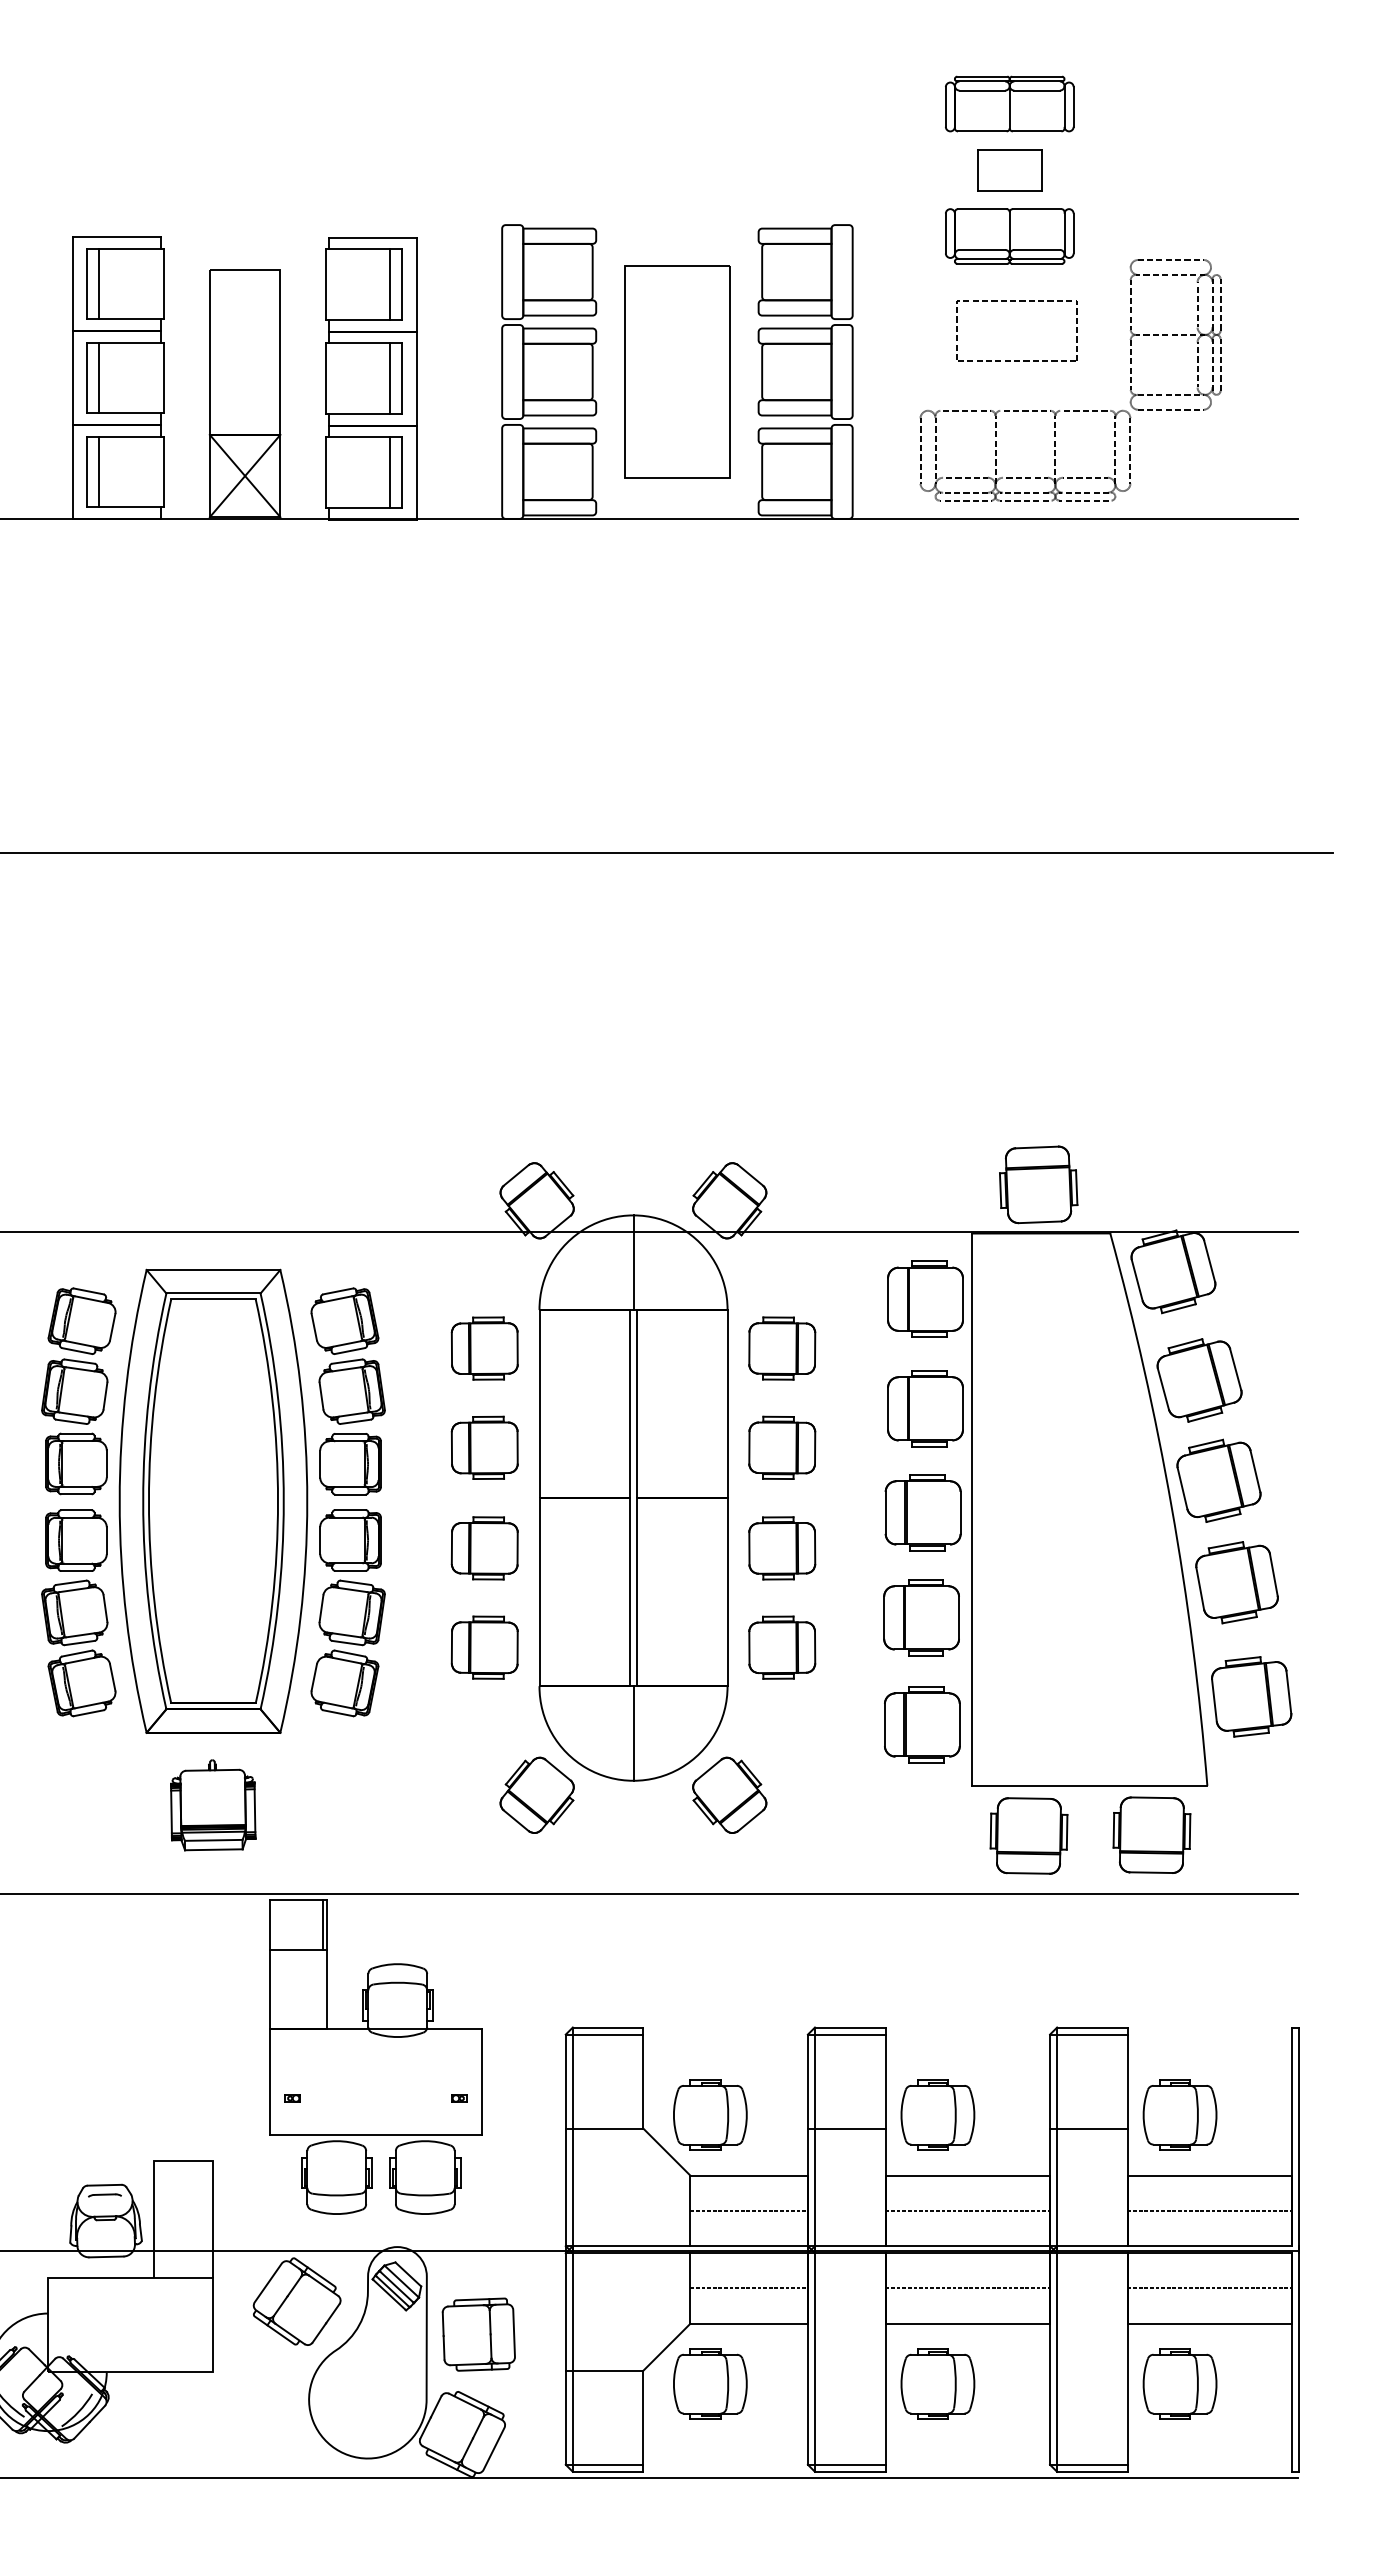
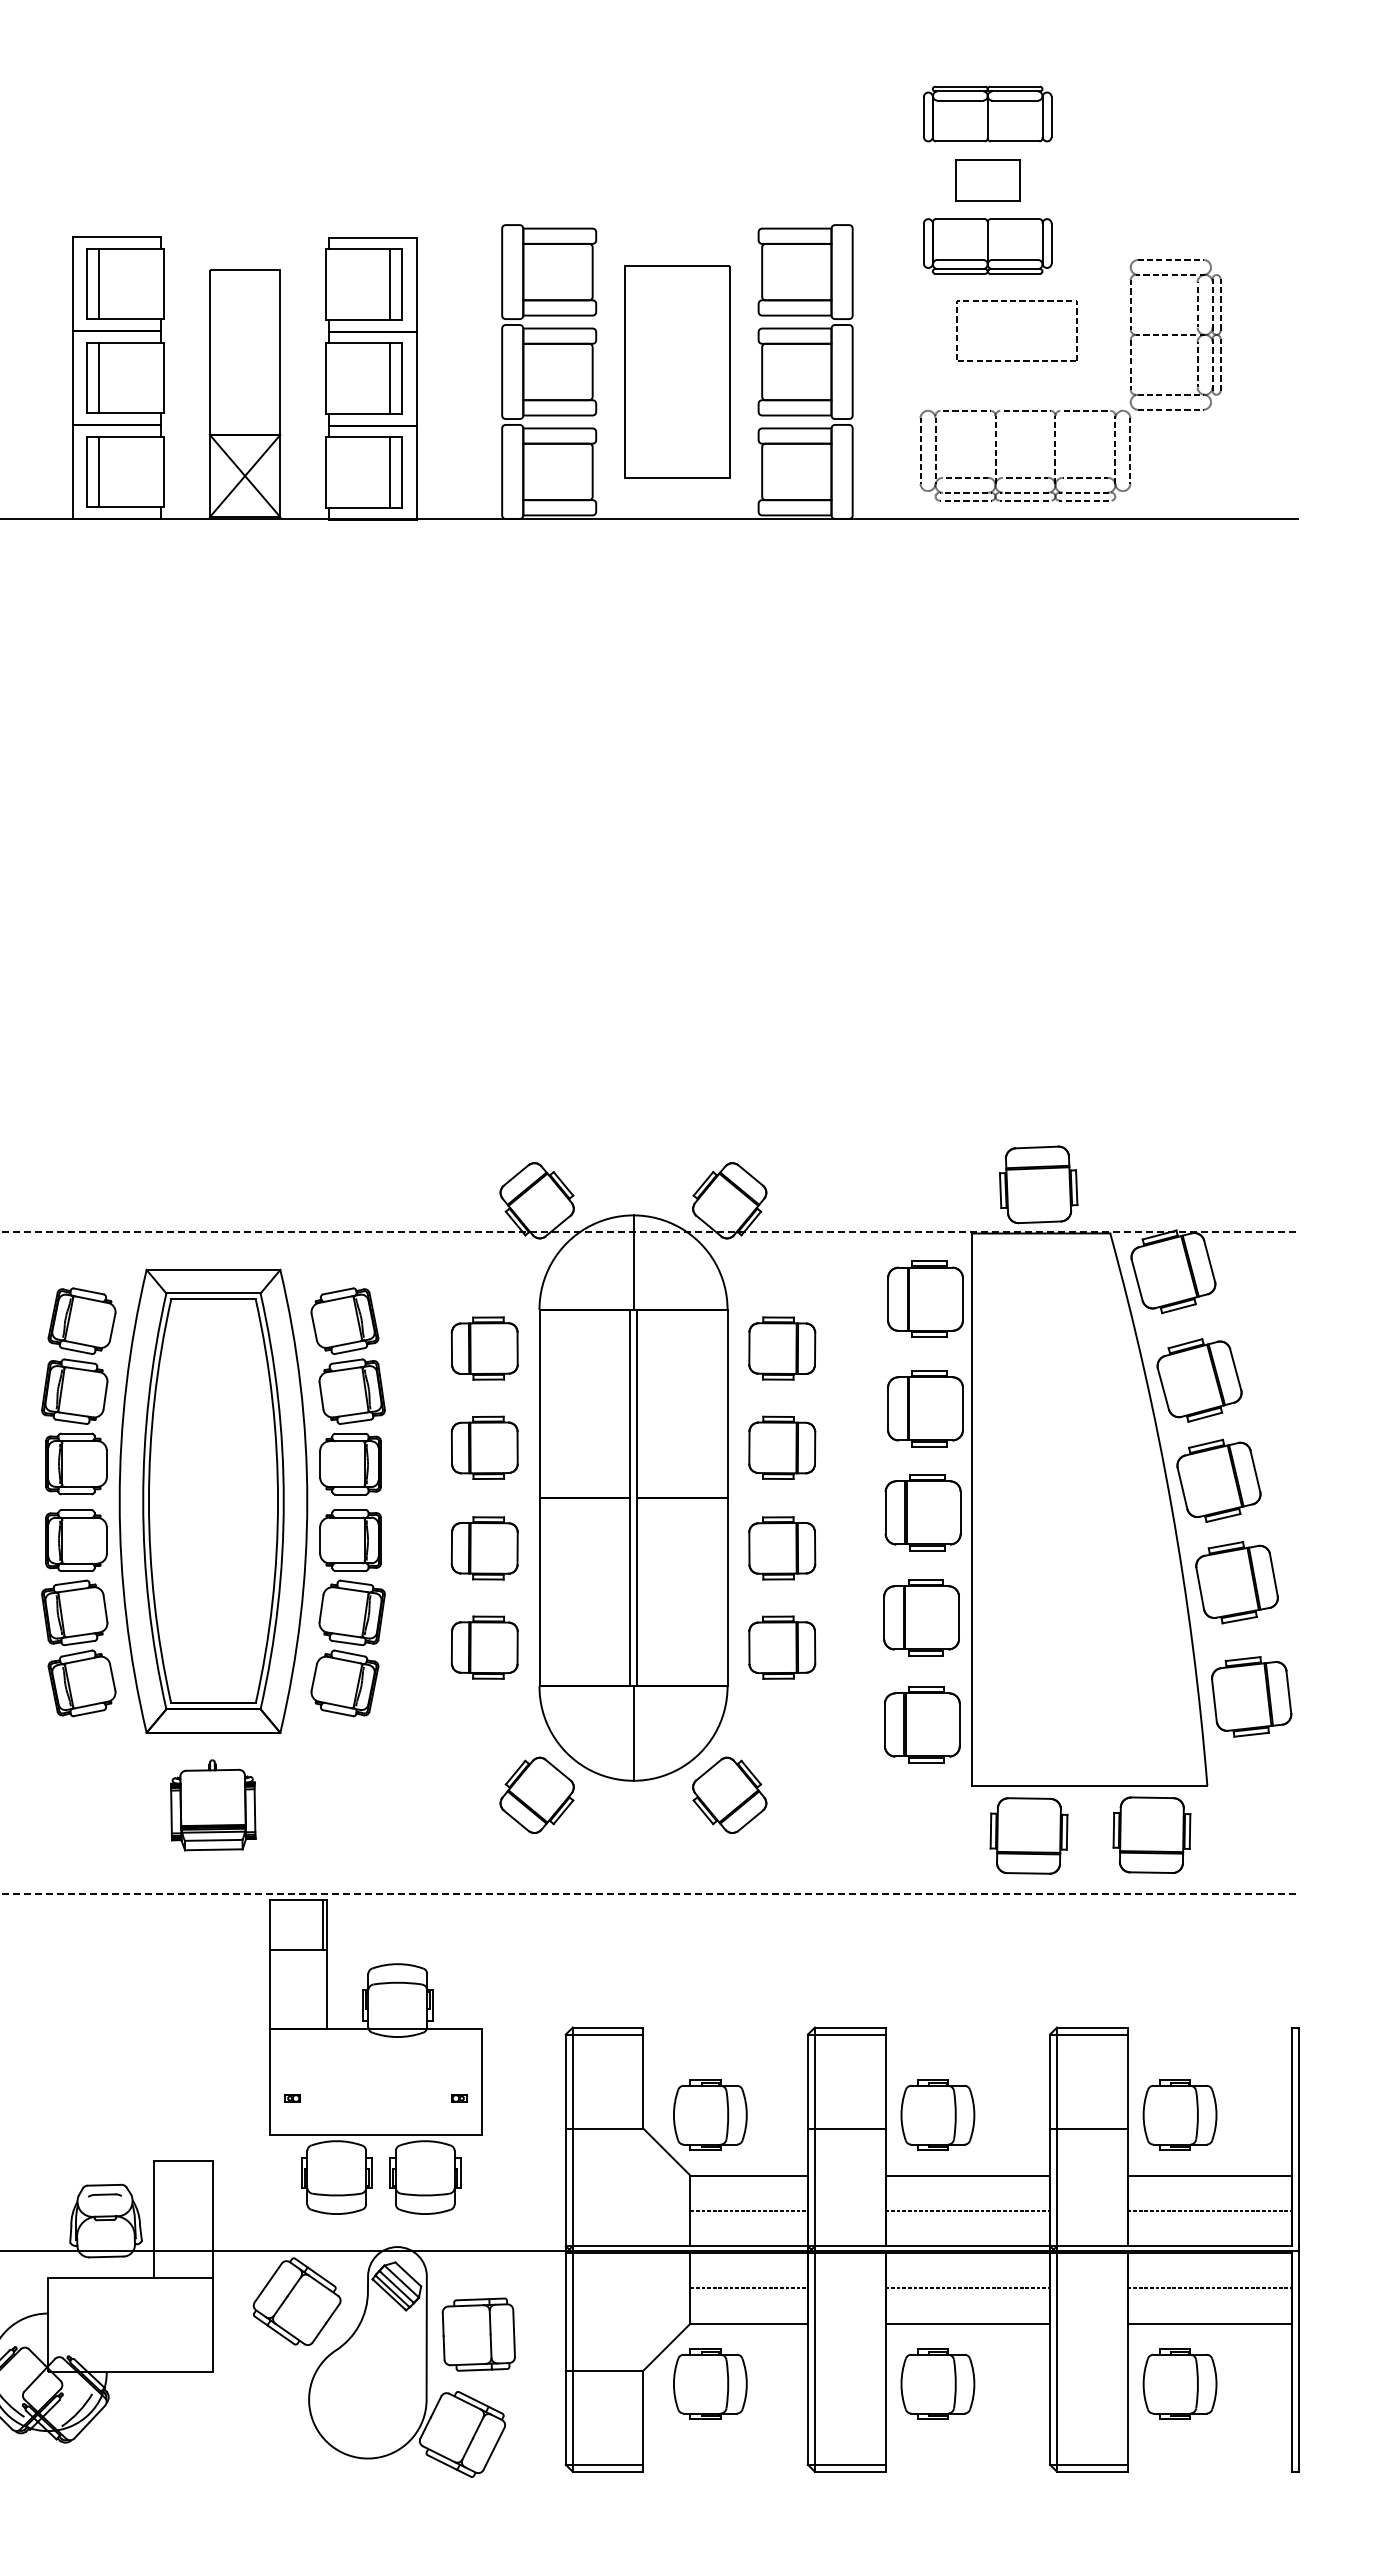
part position: (1009, 169) -> (987, 179) (987, 179)
line: present -> none (667, 853)
line: solid -> dashed (649, 1232)
line: solid -> dashed (649, 1894)
line: present -> none (650, 2478)
